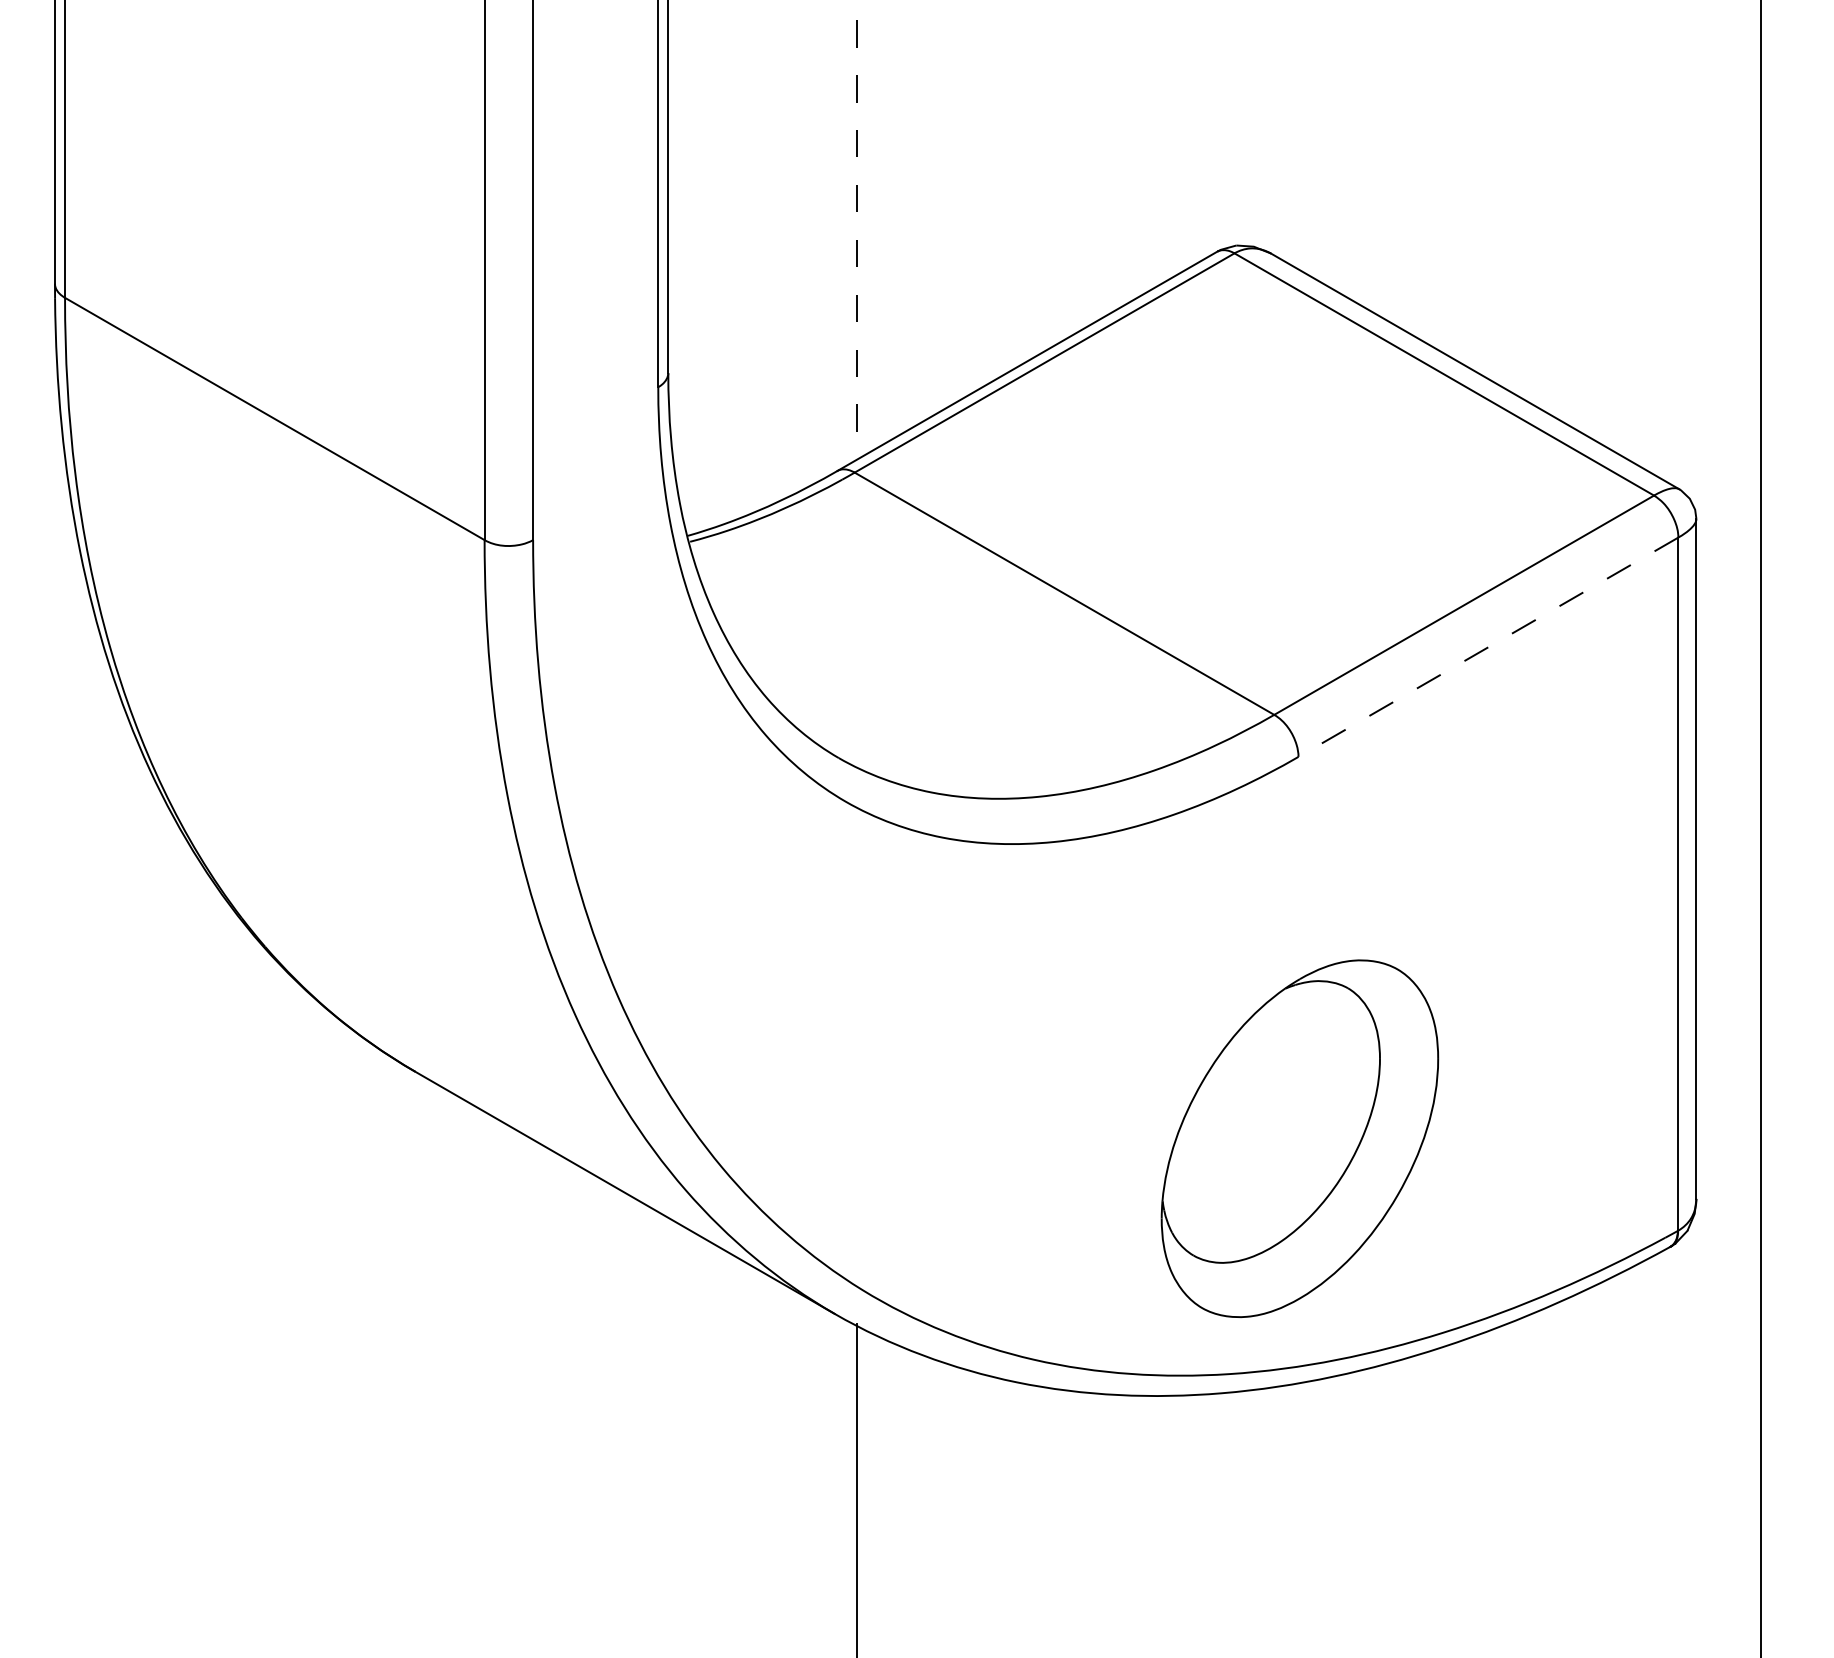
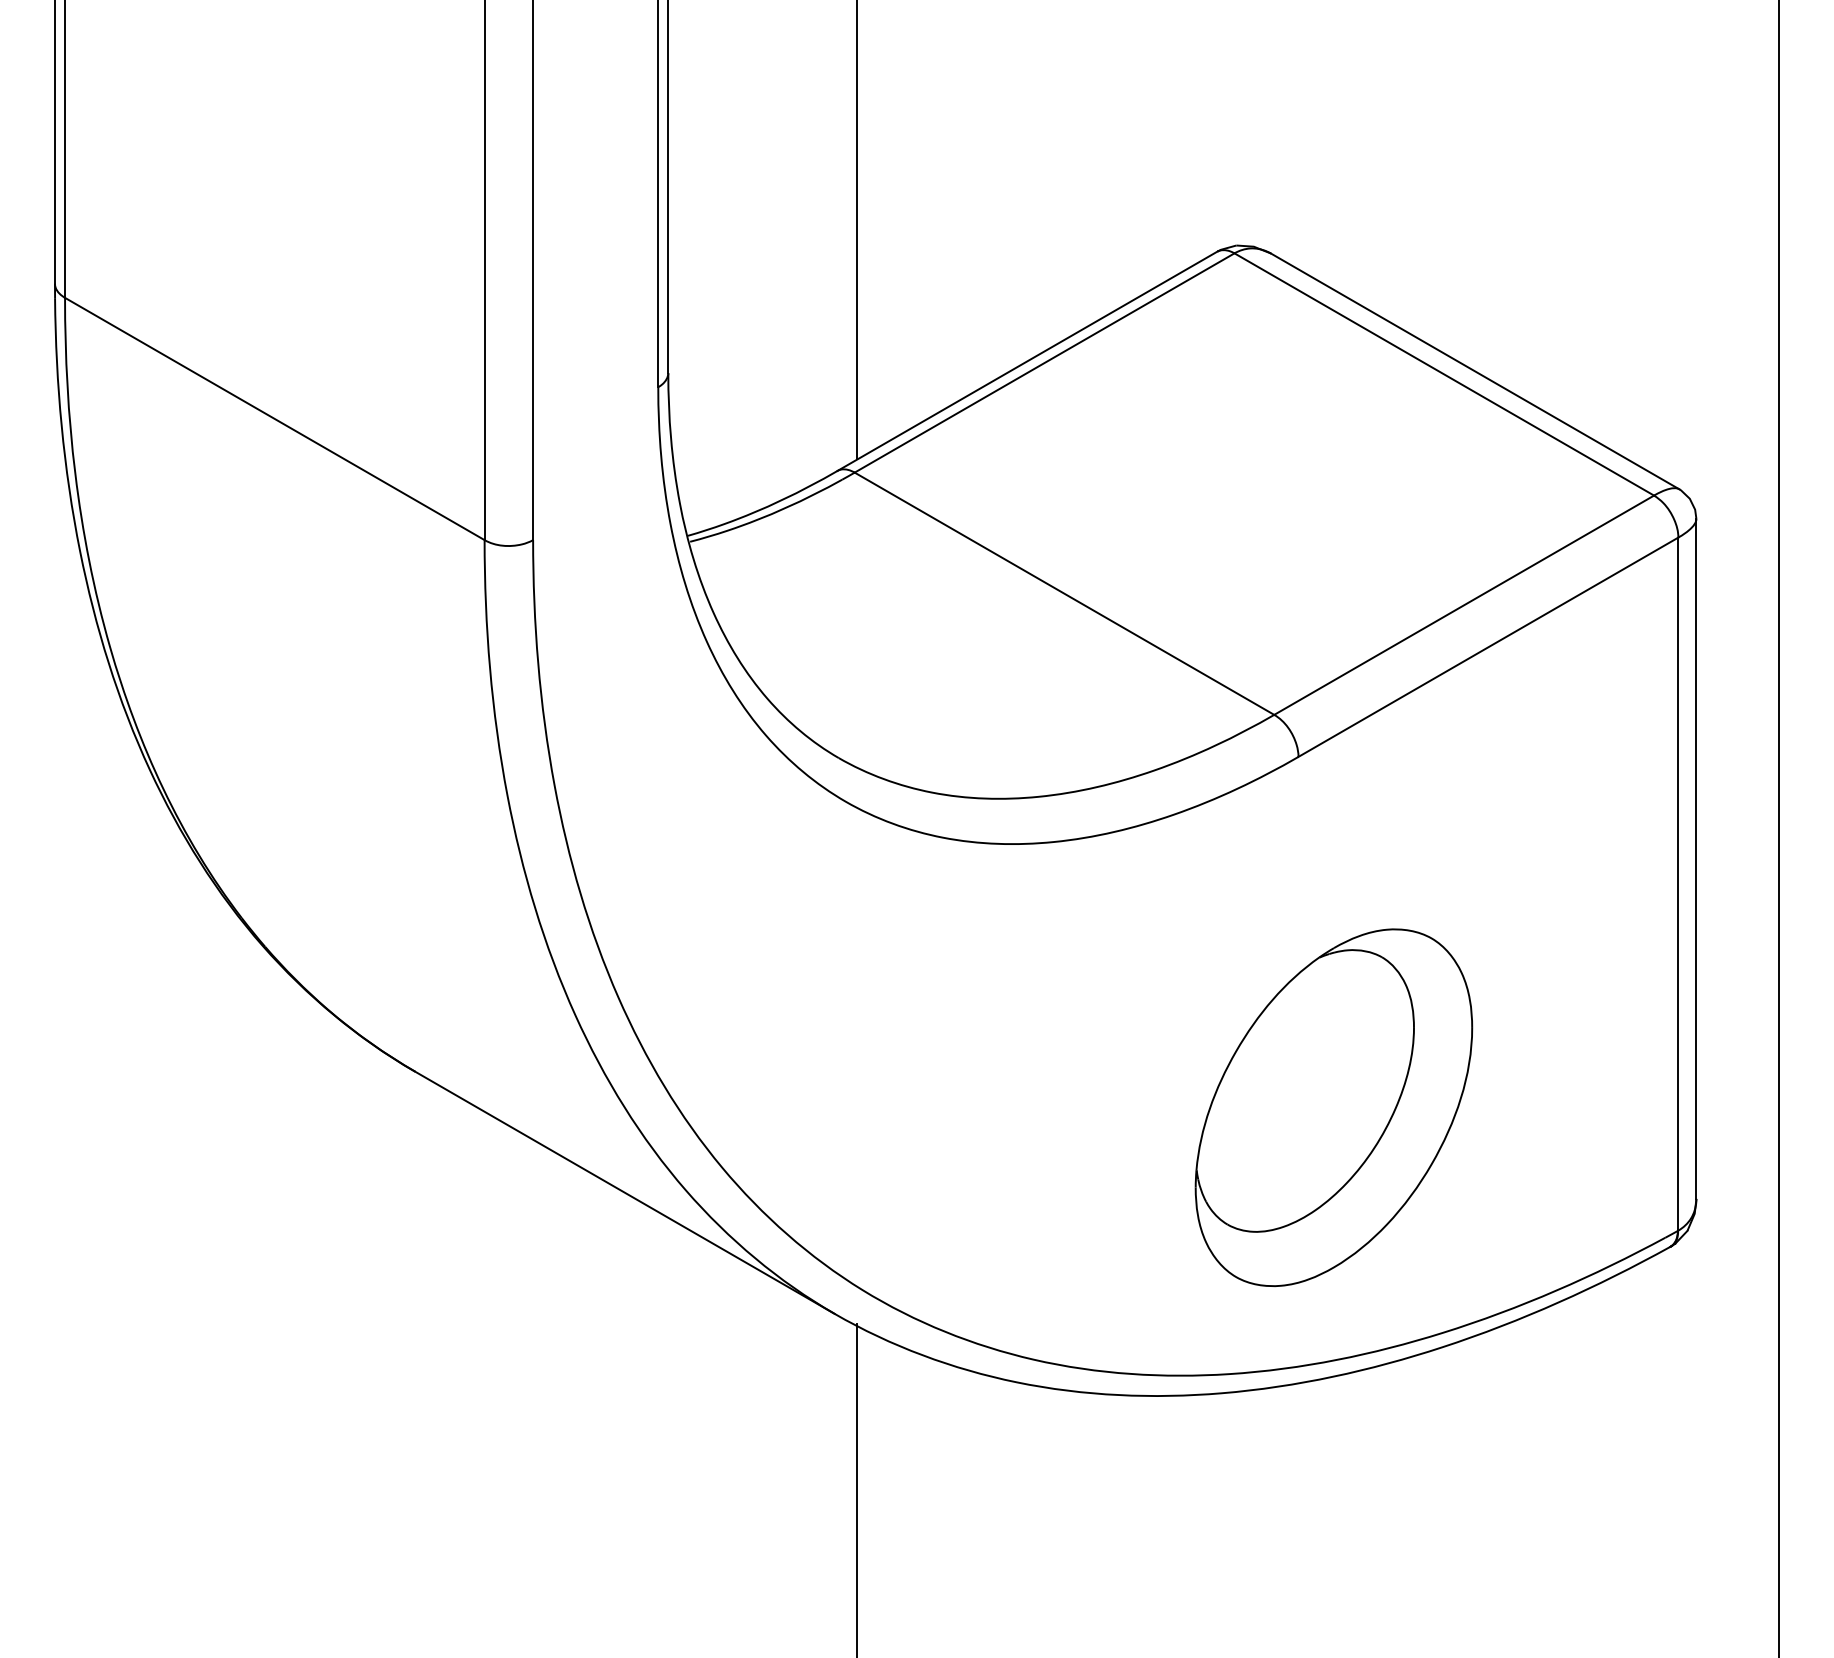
line: dashed -> solid (857, 230)
line: dashed -> solid (1488, 647)
line position: (1760, 828) -> (1778, 828) (1778, 828)
part position: (1299, 1138) -> (1333, 1107) (1333, 1107)
